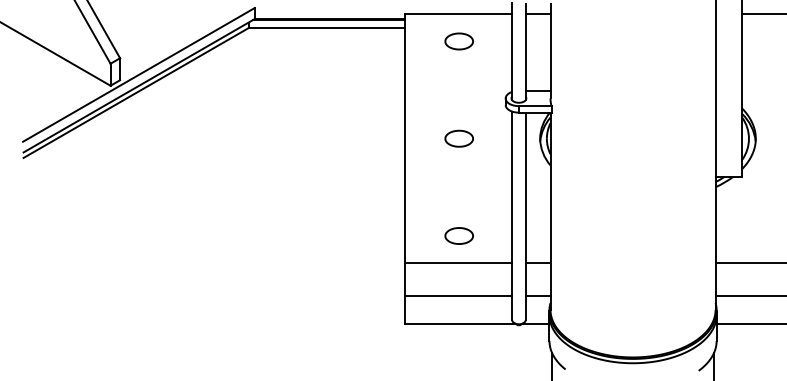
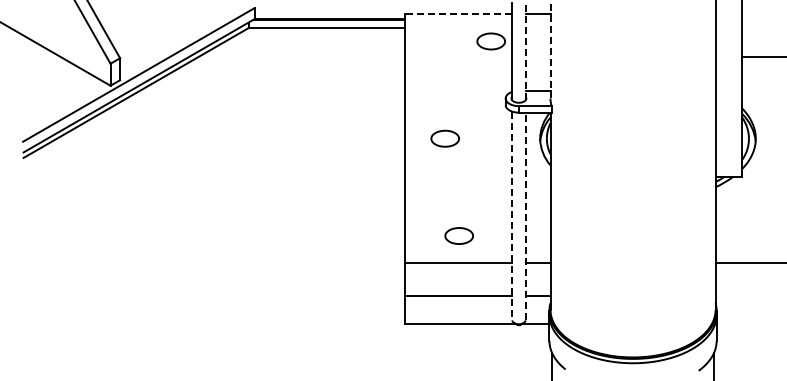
line: solid -> dashed (458, 14)
line position: (762, 14) -> (762, 57) (762, 57)
part position: (458, 41) -> (490, 41) (490, 41)
line: solid -> dashed (525, 51)
line: solid -> dashed (550, 51)
part position: (458, 138) -> (444, 138) (444, 138)
line: solid -> dashed (512, 216)
line: solid -> dashed (525, 216)
line: present -> none (749, 296)
line: present -> none (749, 323)
